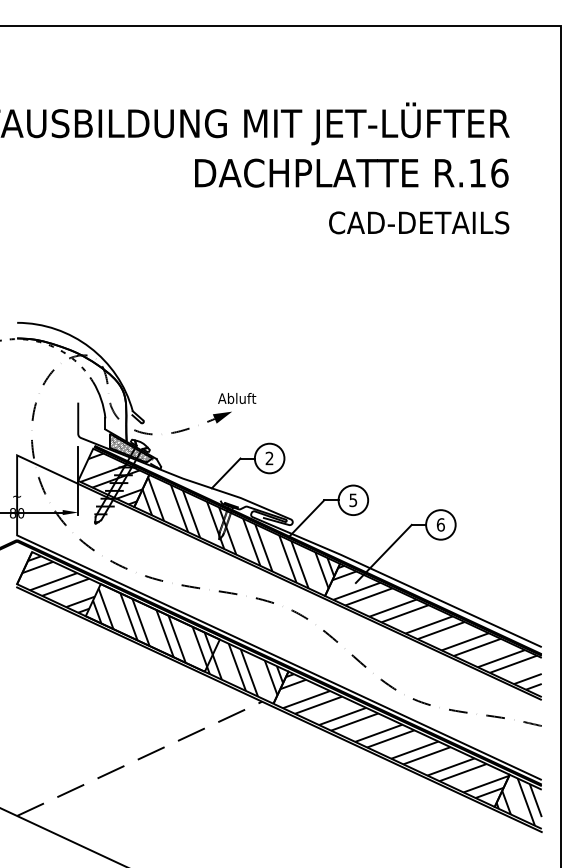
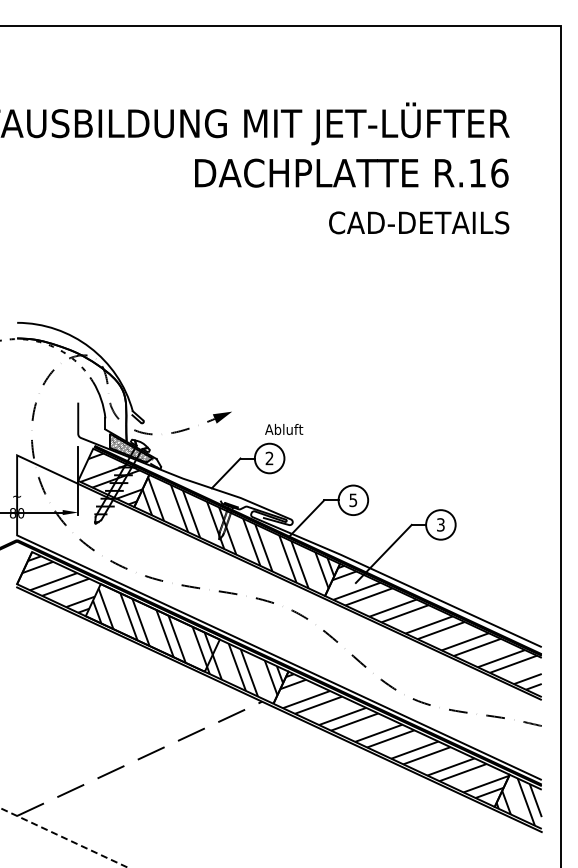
text position: (237, 398) -> (284, 429) (284, 429)
text: 6 -> 3 (440, 524)
line: solid -> dashed (64, 838)
